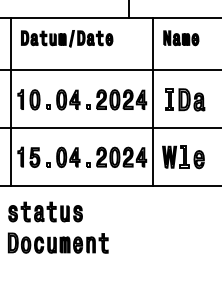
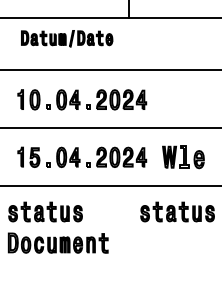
part: present -> none (181, 38)
part: present -> none (185, 99)
line: present -> none (10, 101)
line: present -> none (152, 101)
part: none -> present (177, 211)
